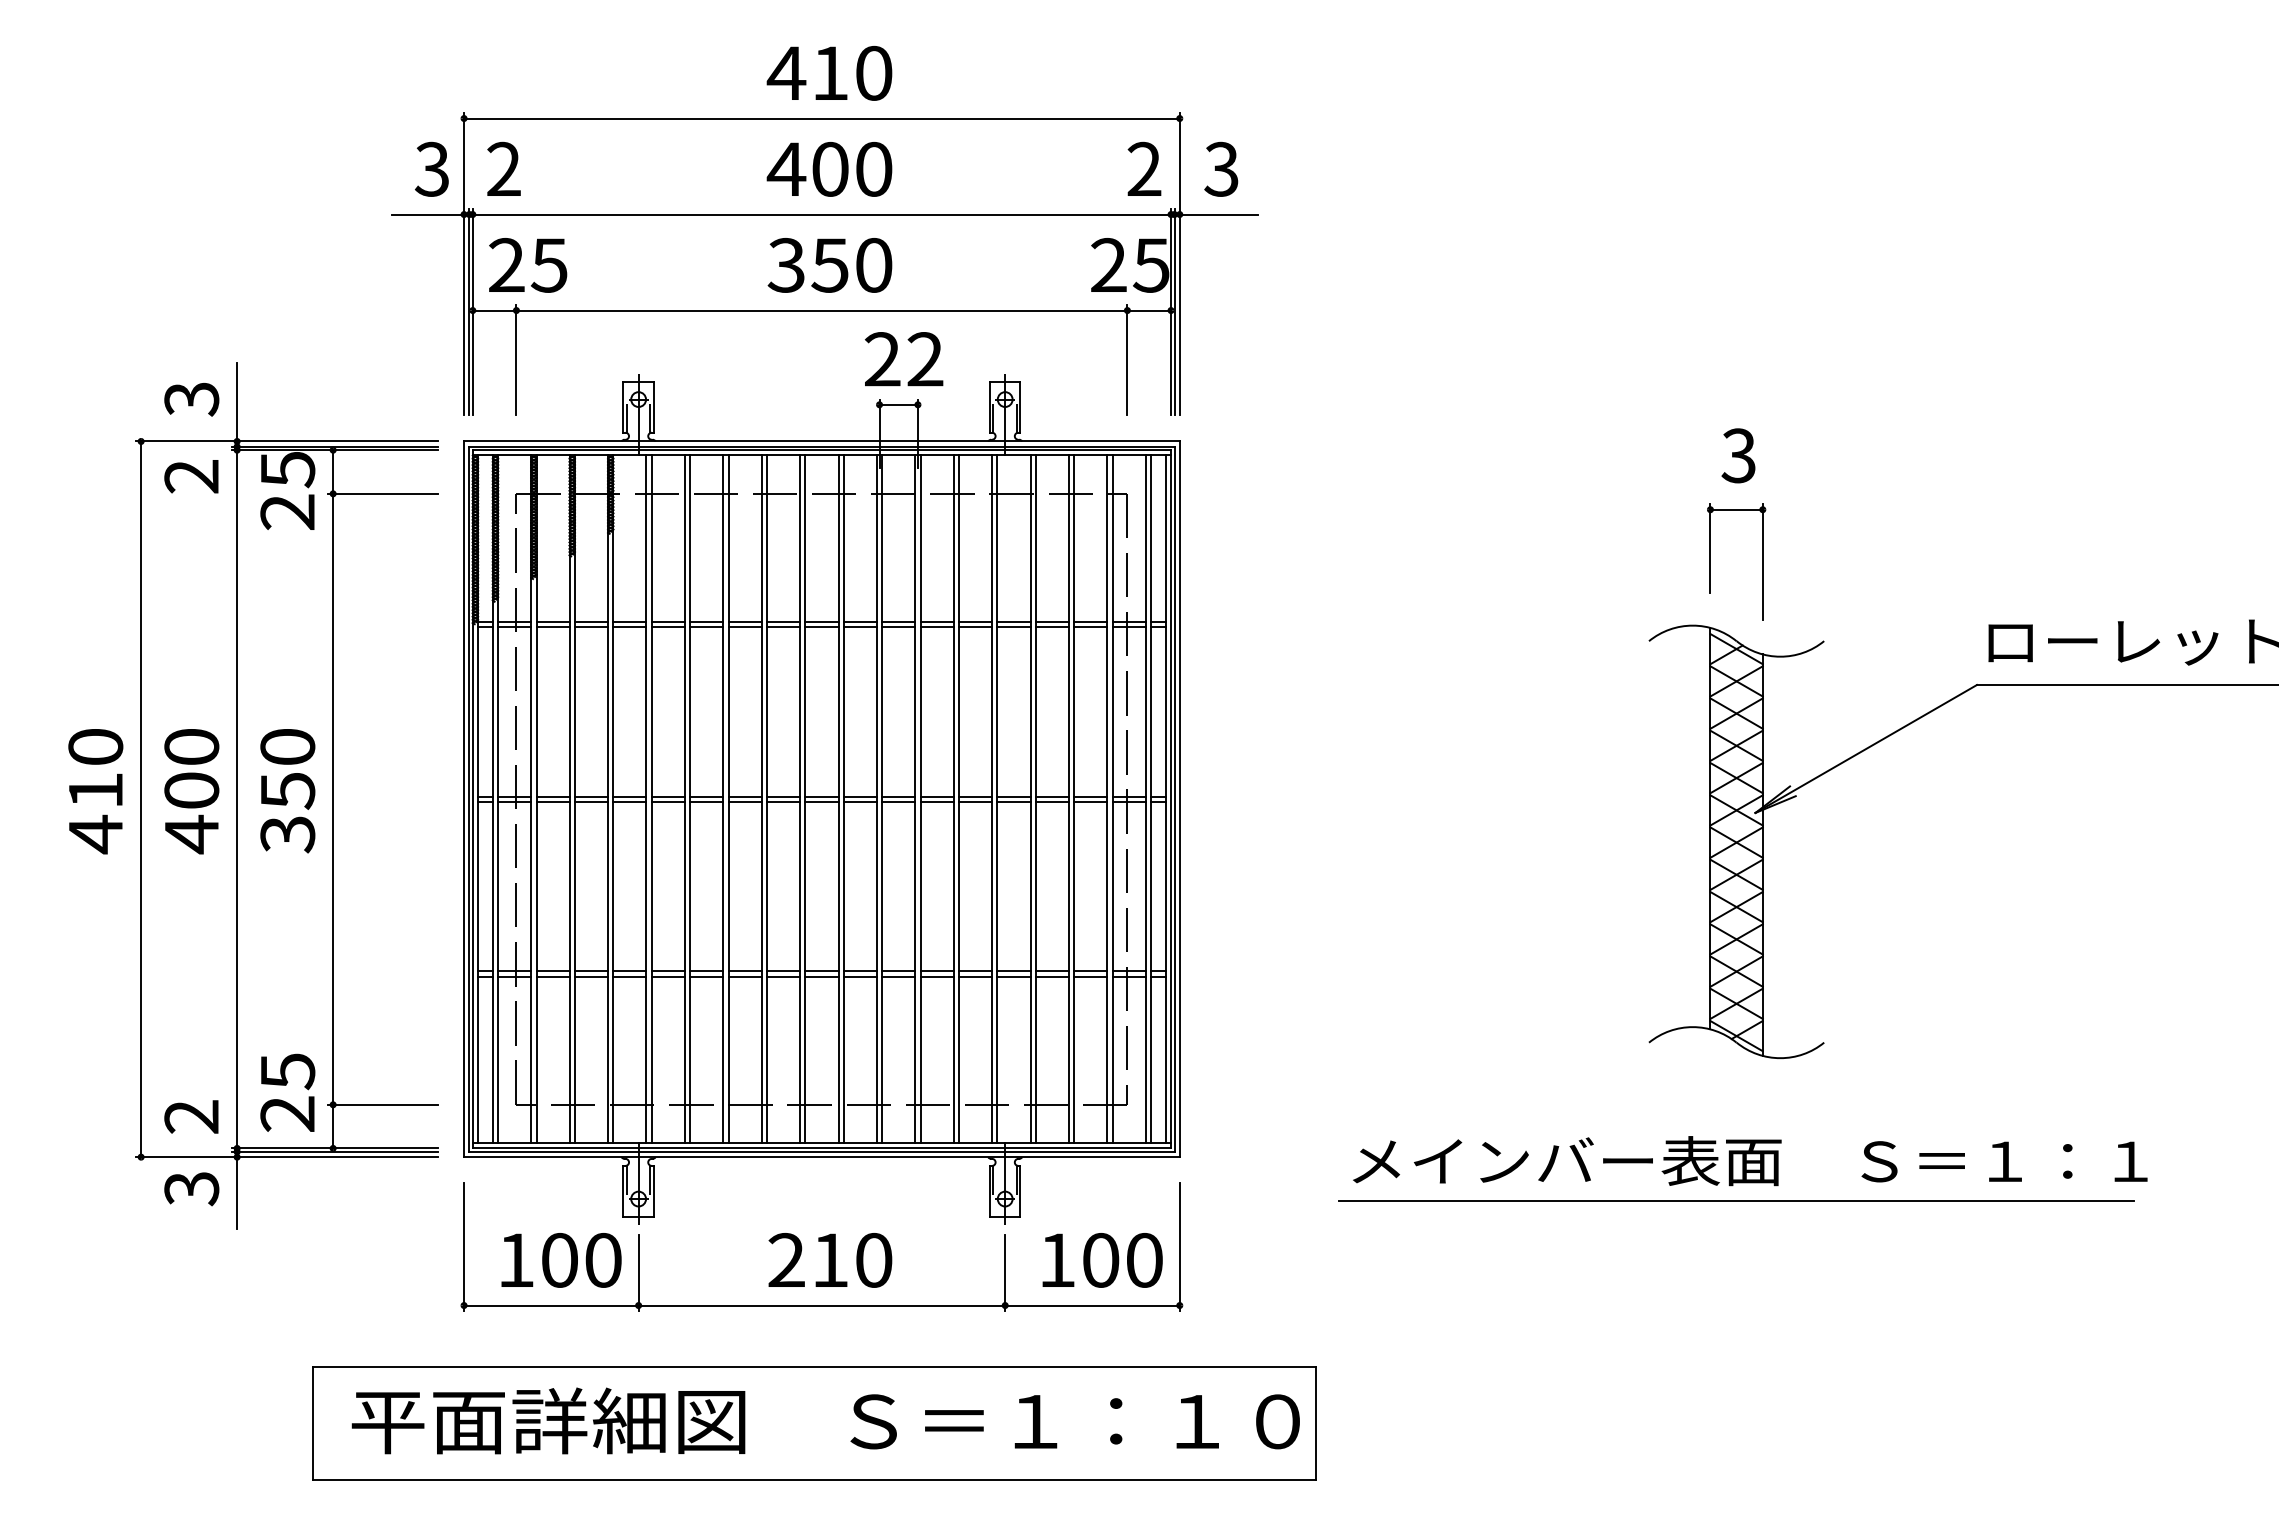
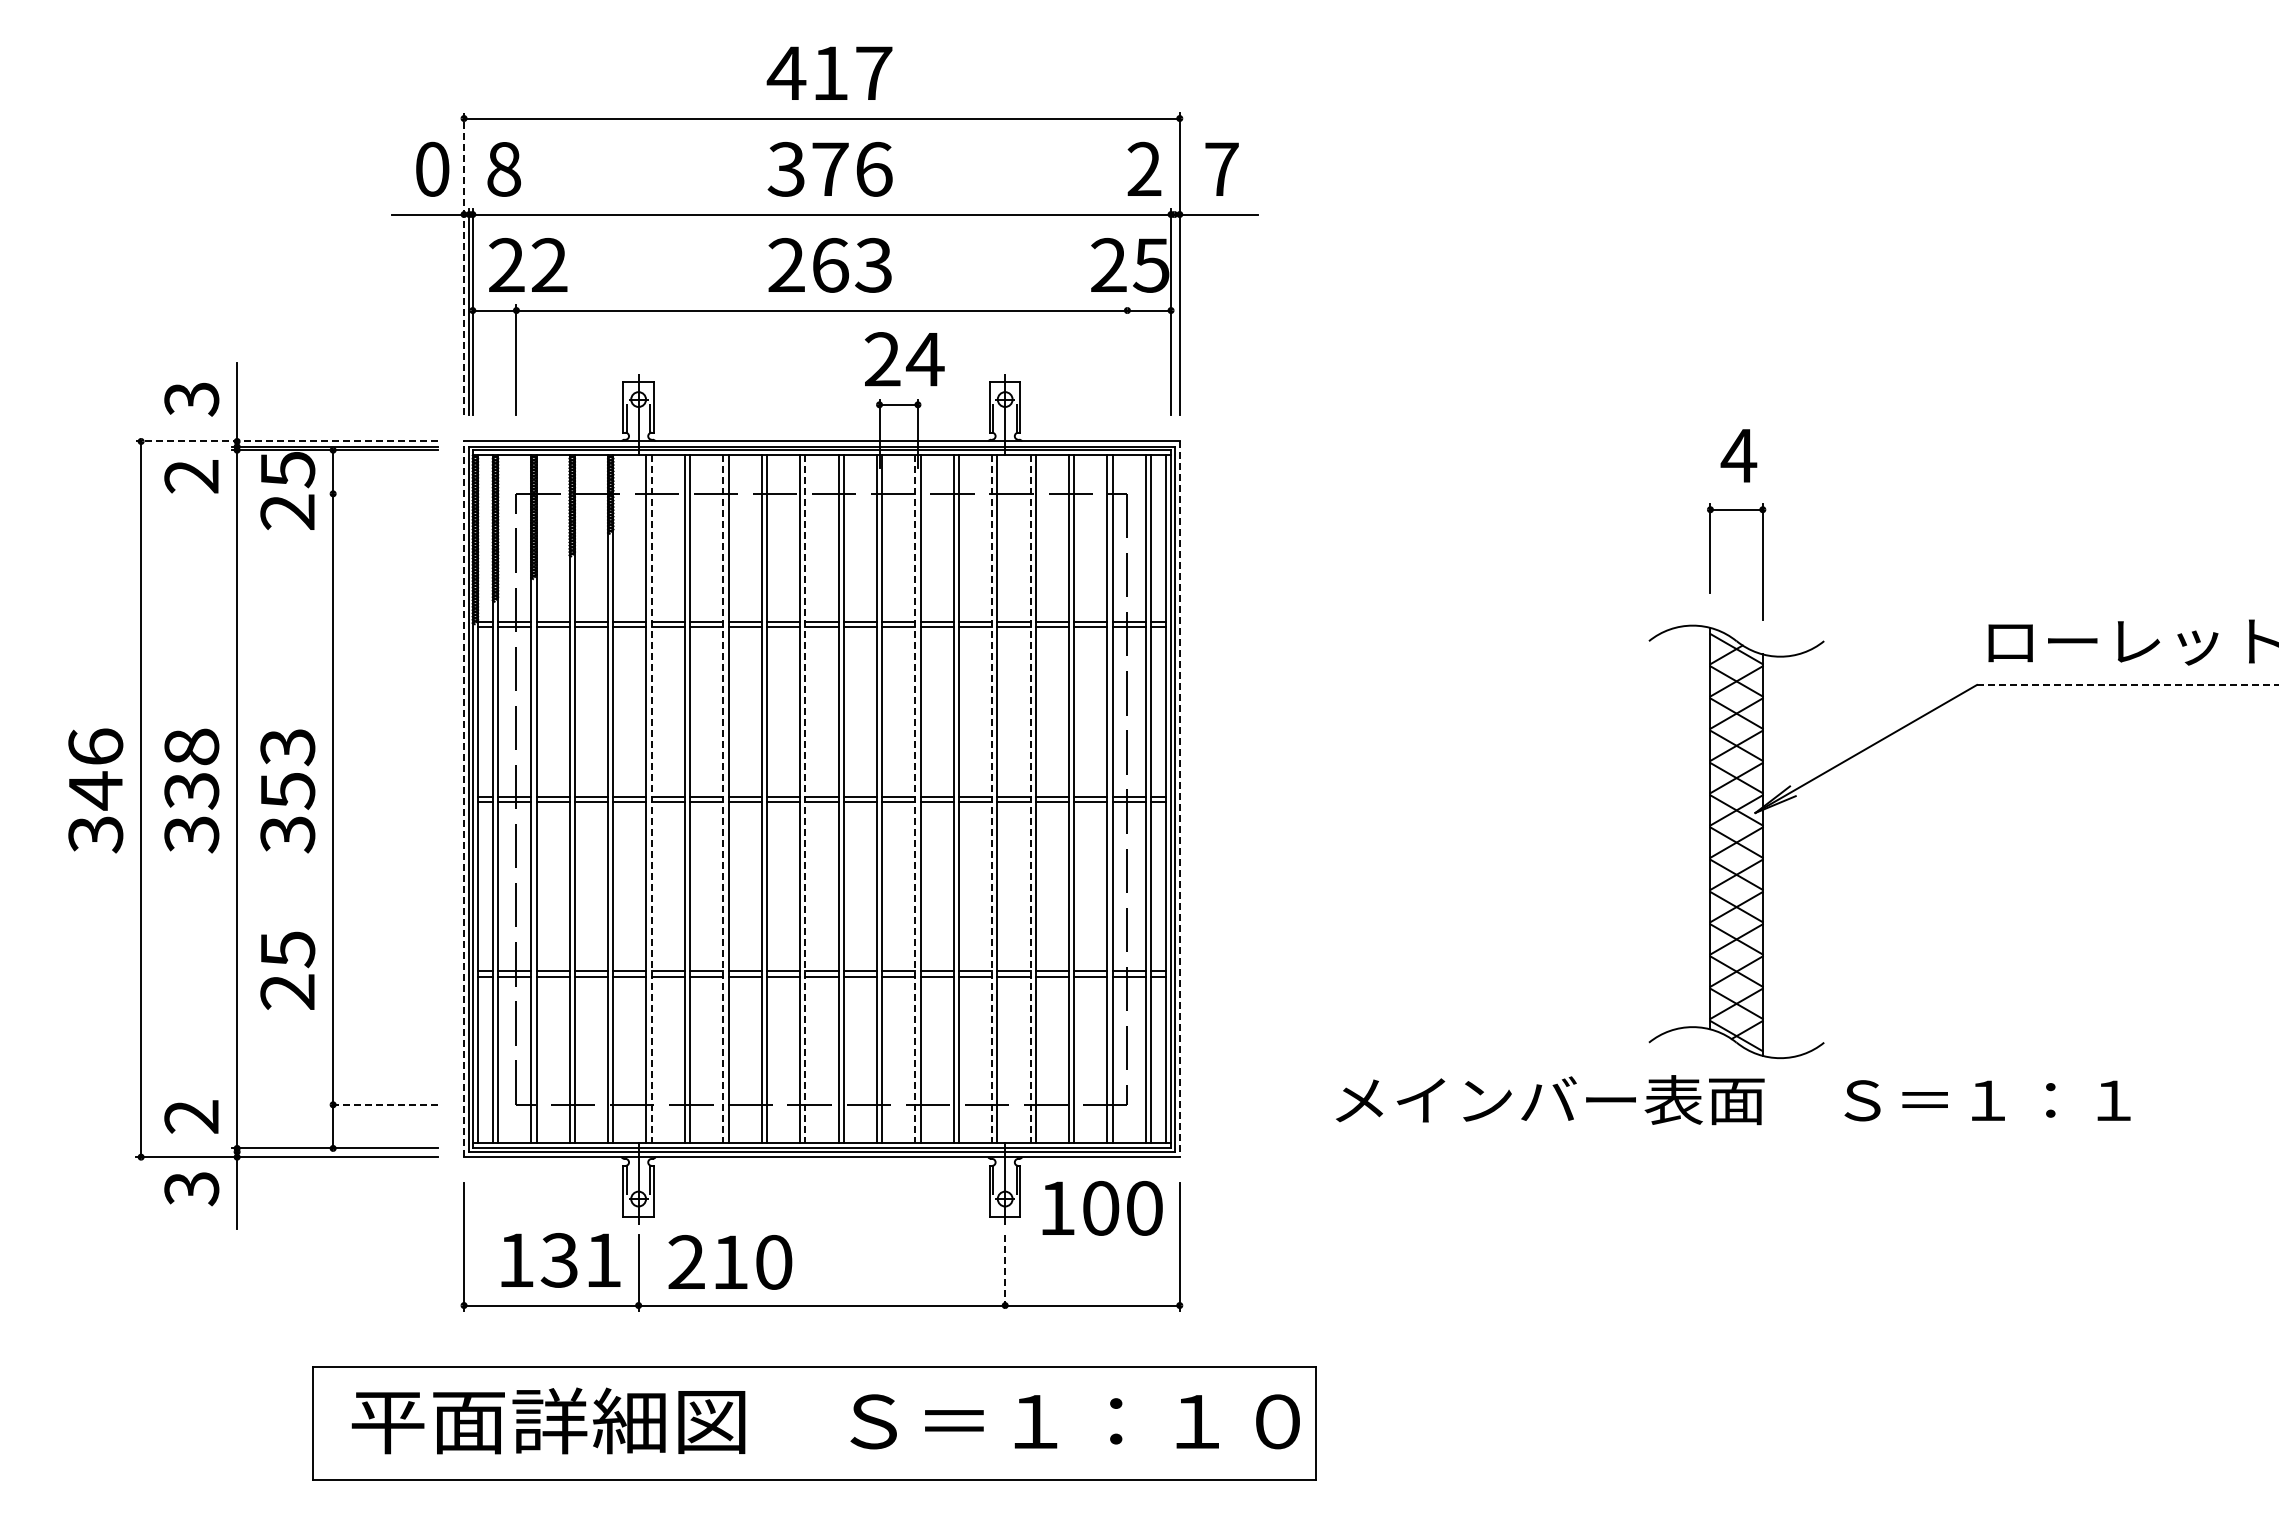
text: 410 -> 417 (874, 72)
text: 2 -> 8 (504, 168)
text: 400 -> 376 (829, 168)
text: 3 -> 7 (1221, 168)
text: 3 -> 0 (431, 169)
line: solid -> dashed (464, 264)
text: 350 -> 263 (829, 264)
text: 25 -> 22 (548, 265)
line: present -> none (1174, 312)
text: 22 -> 24 (924, 359)
line: present -> none (1127, 360)
line: solid -> dashed (286, 441)
text: 3 -> 4 (1738, 455)
line: present -> none (382, 493)
line: solid -> dashed (2127, 684)
text: 350 -> 353 (287, 747)
text: 410 -> 346 (95, 791)
text: 400 -> 338 (191, 791)
line: solid -> dashed (464, 799)
line: solid -> dashed (651, 799)
line: solid -> dashed (723, 799)
line: solid -> dashed (805, 799)
line: solid -> dashed (915, 799)
line: solid -> dashed (992, 799)
line: solid -> dashed (1030, 799)
line: solid -> dashed (1179, 799)
text position: (287, 1092) -> (287, 970) (287, 970)
line: solid -> dashed (382, 1104)
line: present -> none (334, 1151)
text position: (1750, 1161) -> (1733, 1100) (1733, 1100)
line: present -> none (1736, 1200)
text: 100 -> 131 (580, 1260)
text position: (830, 1260) -> (730, 1262) (730, 1262)
text position: (1102, 1260) -> (1102, 1208) (1102, 1208)
line: solid -> dashed (1005, 1272)
